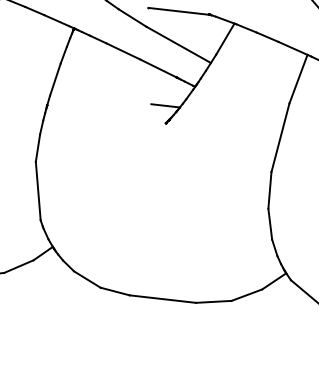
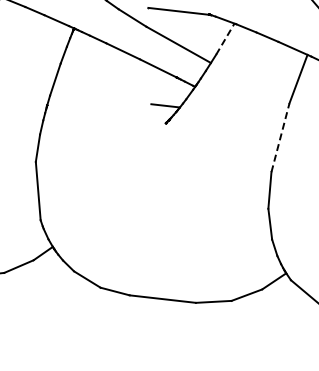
line: solid -> dashed (225, 38)
line: solid -> dashed (280, 137)
